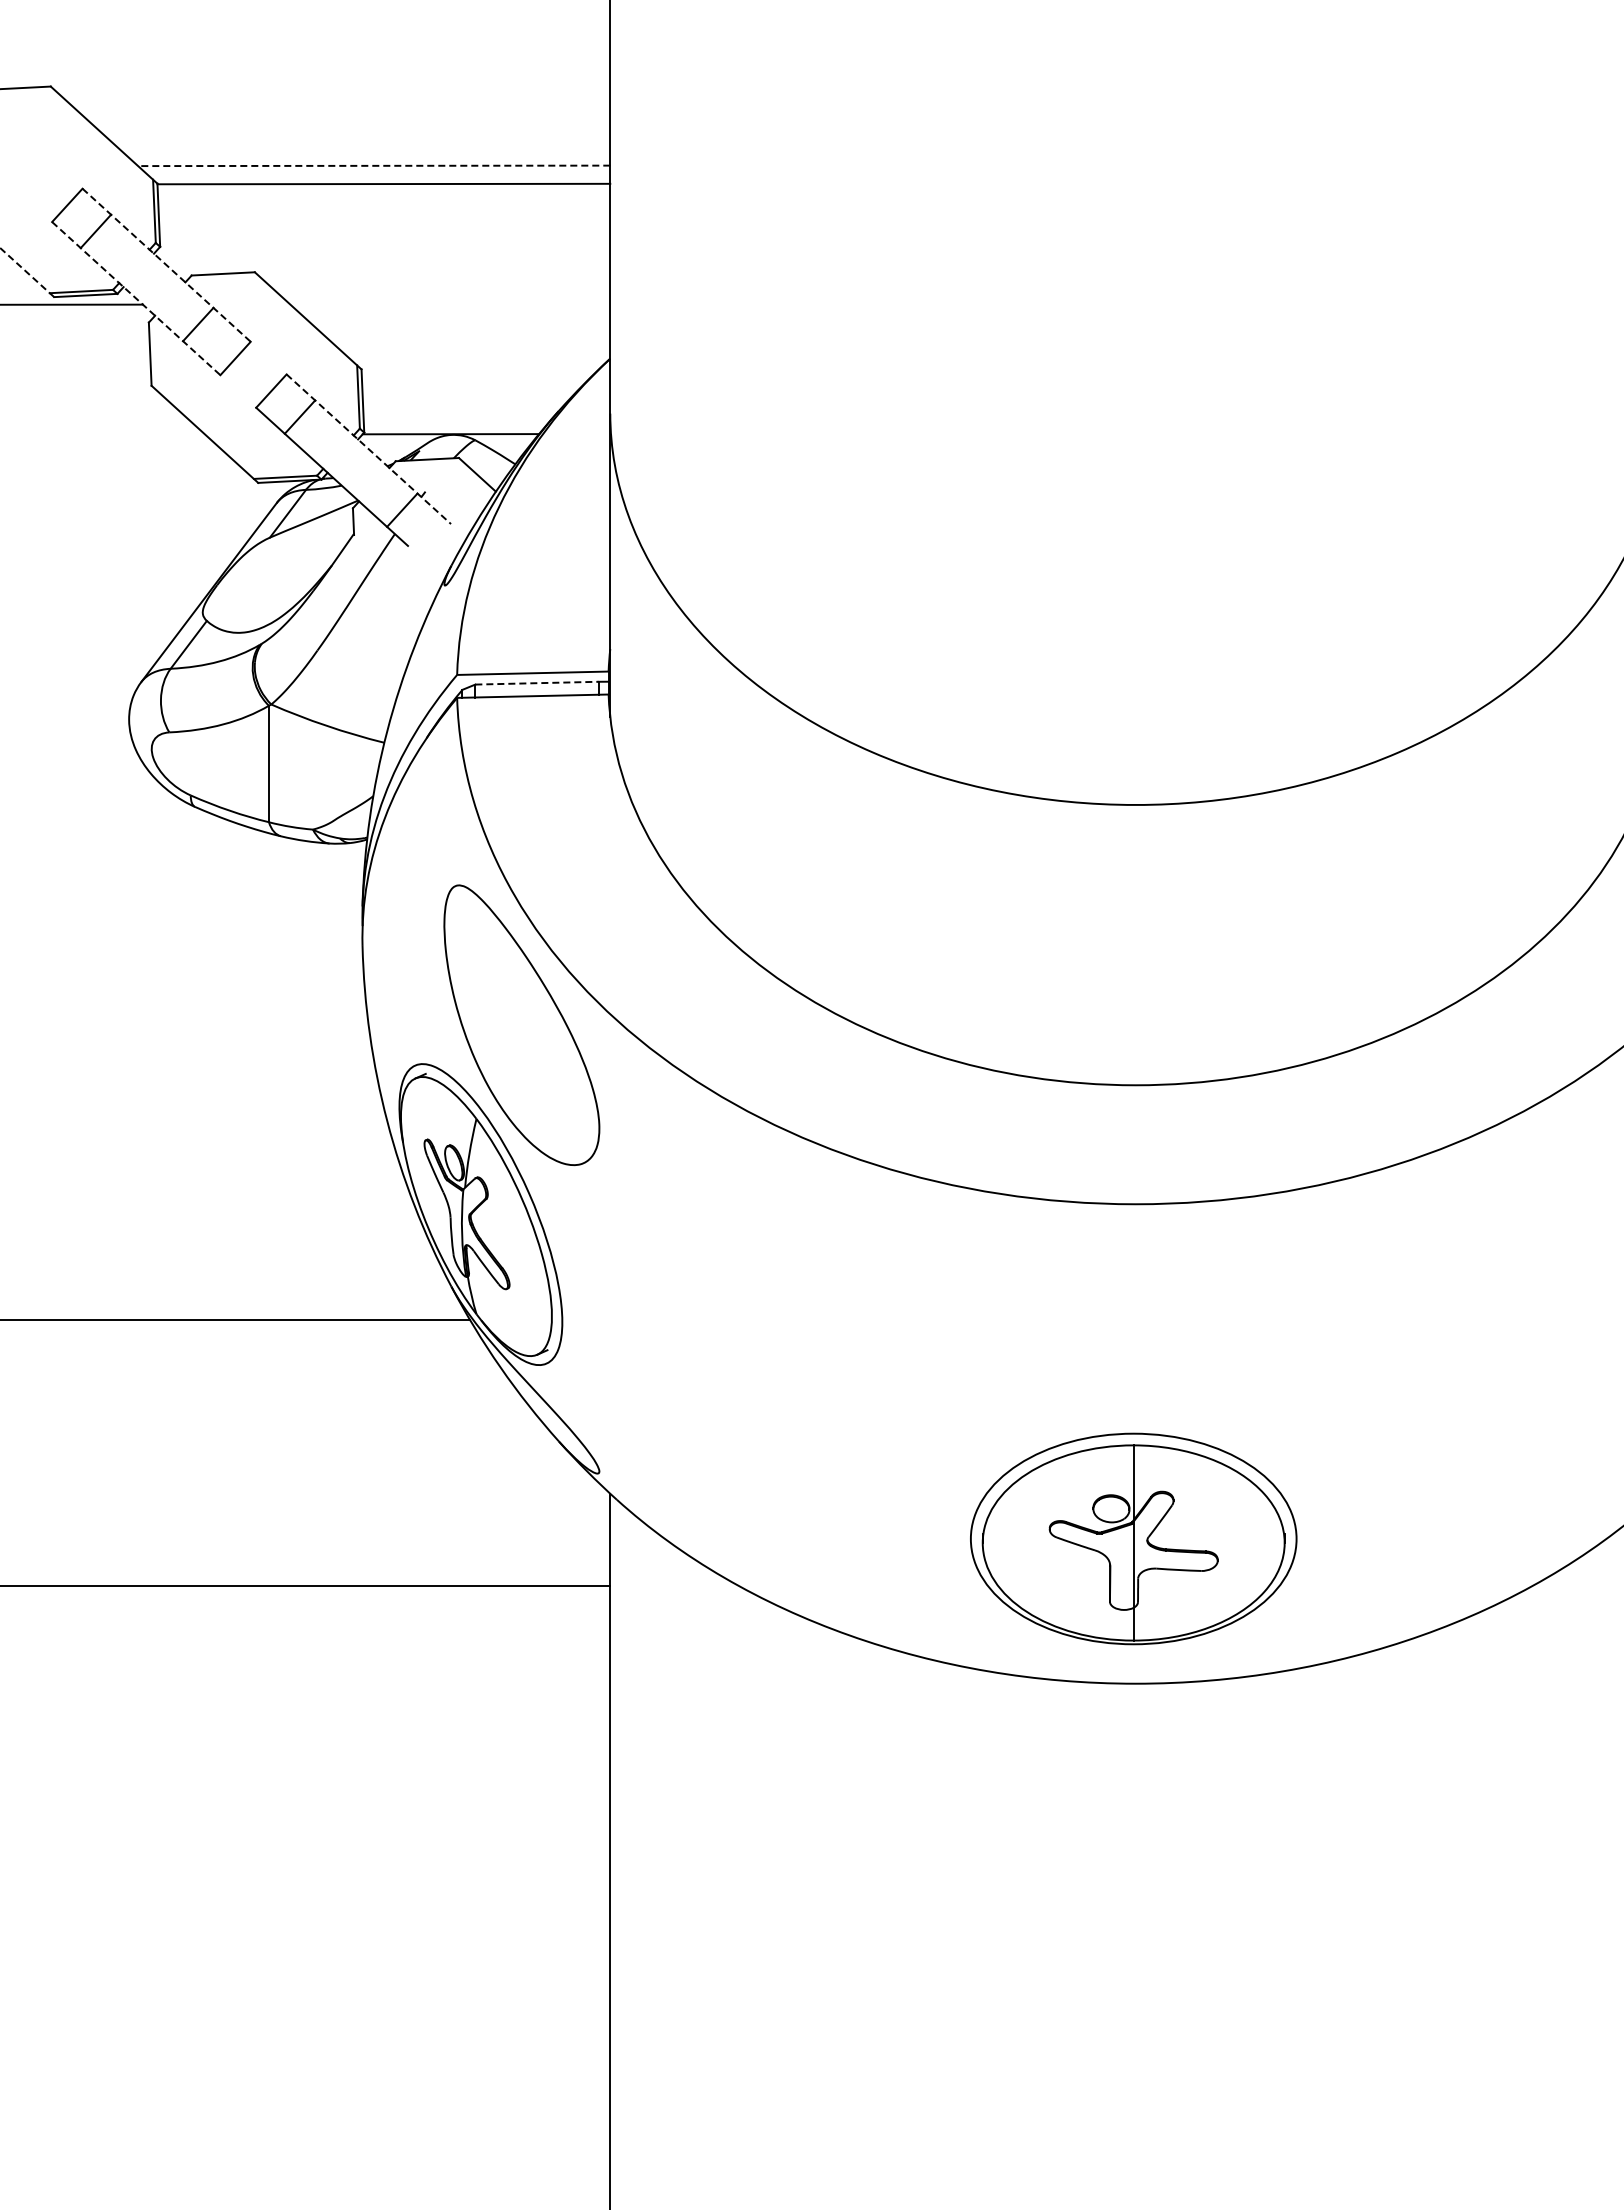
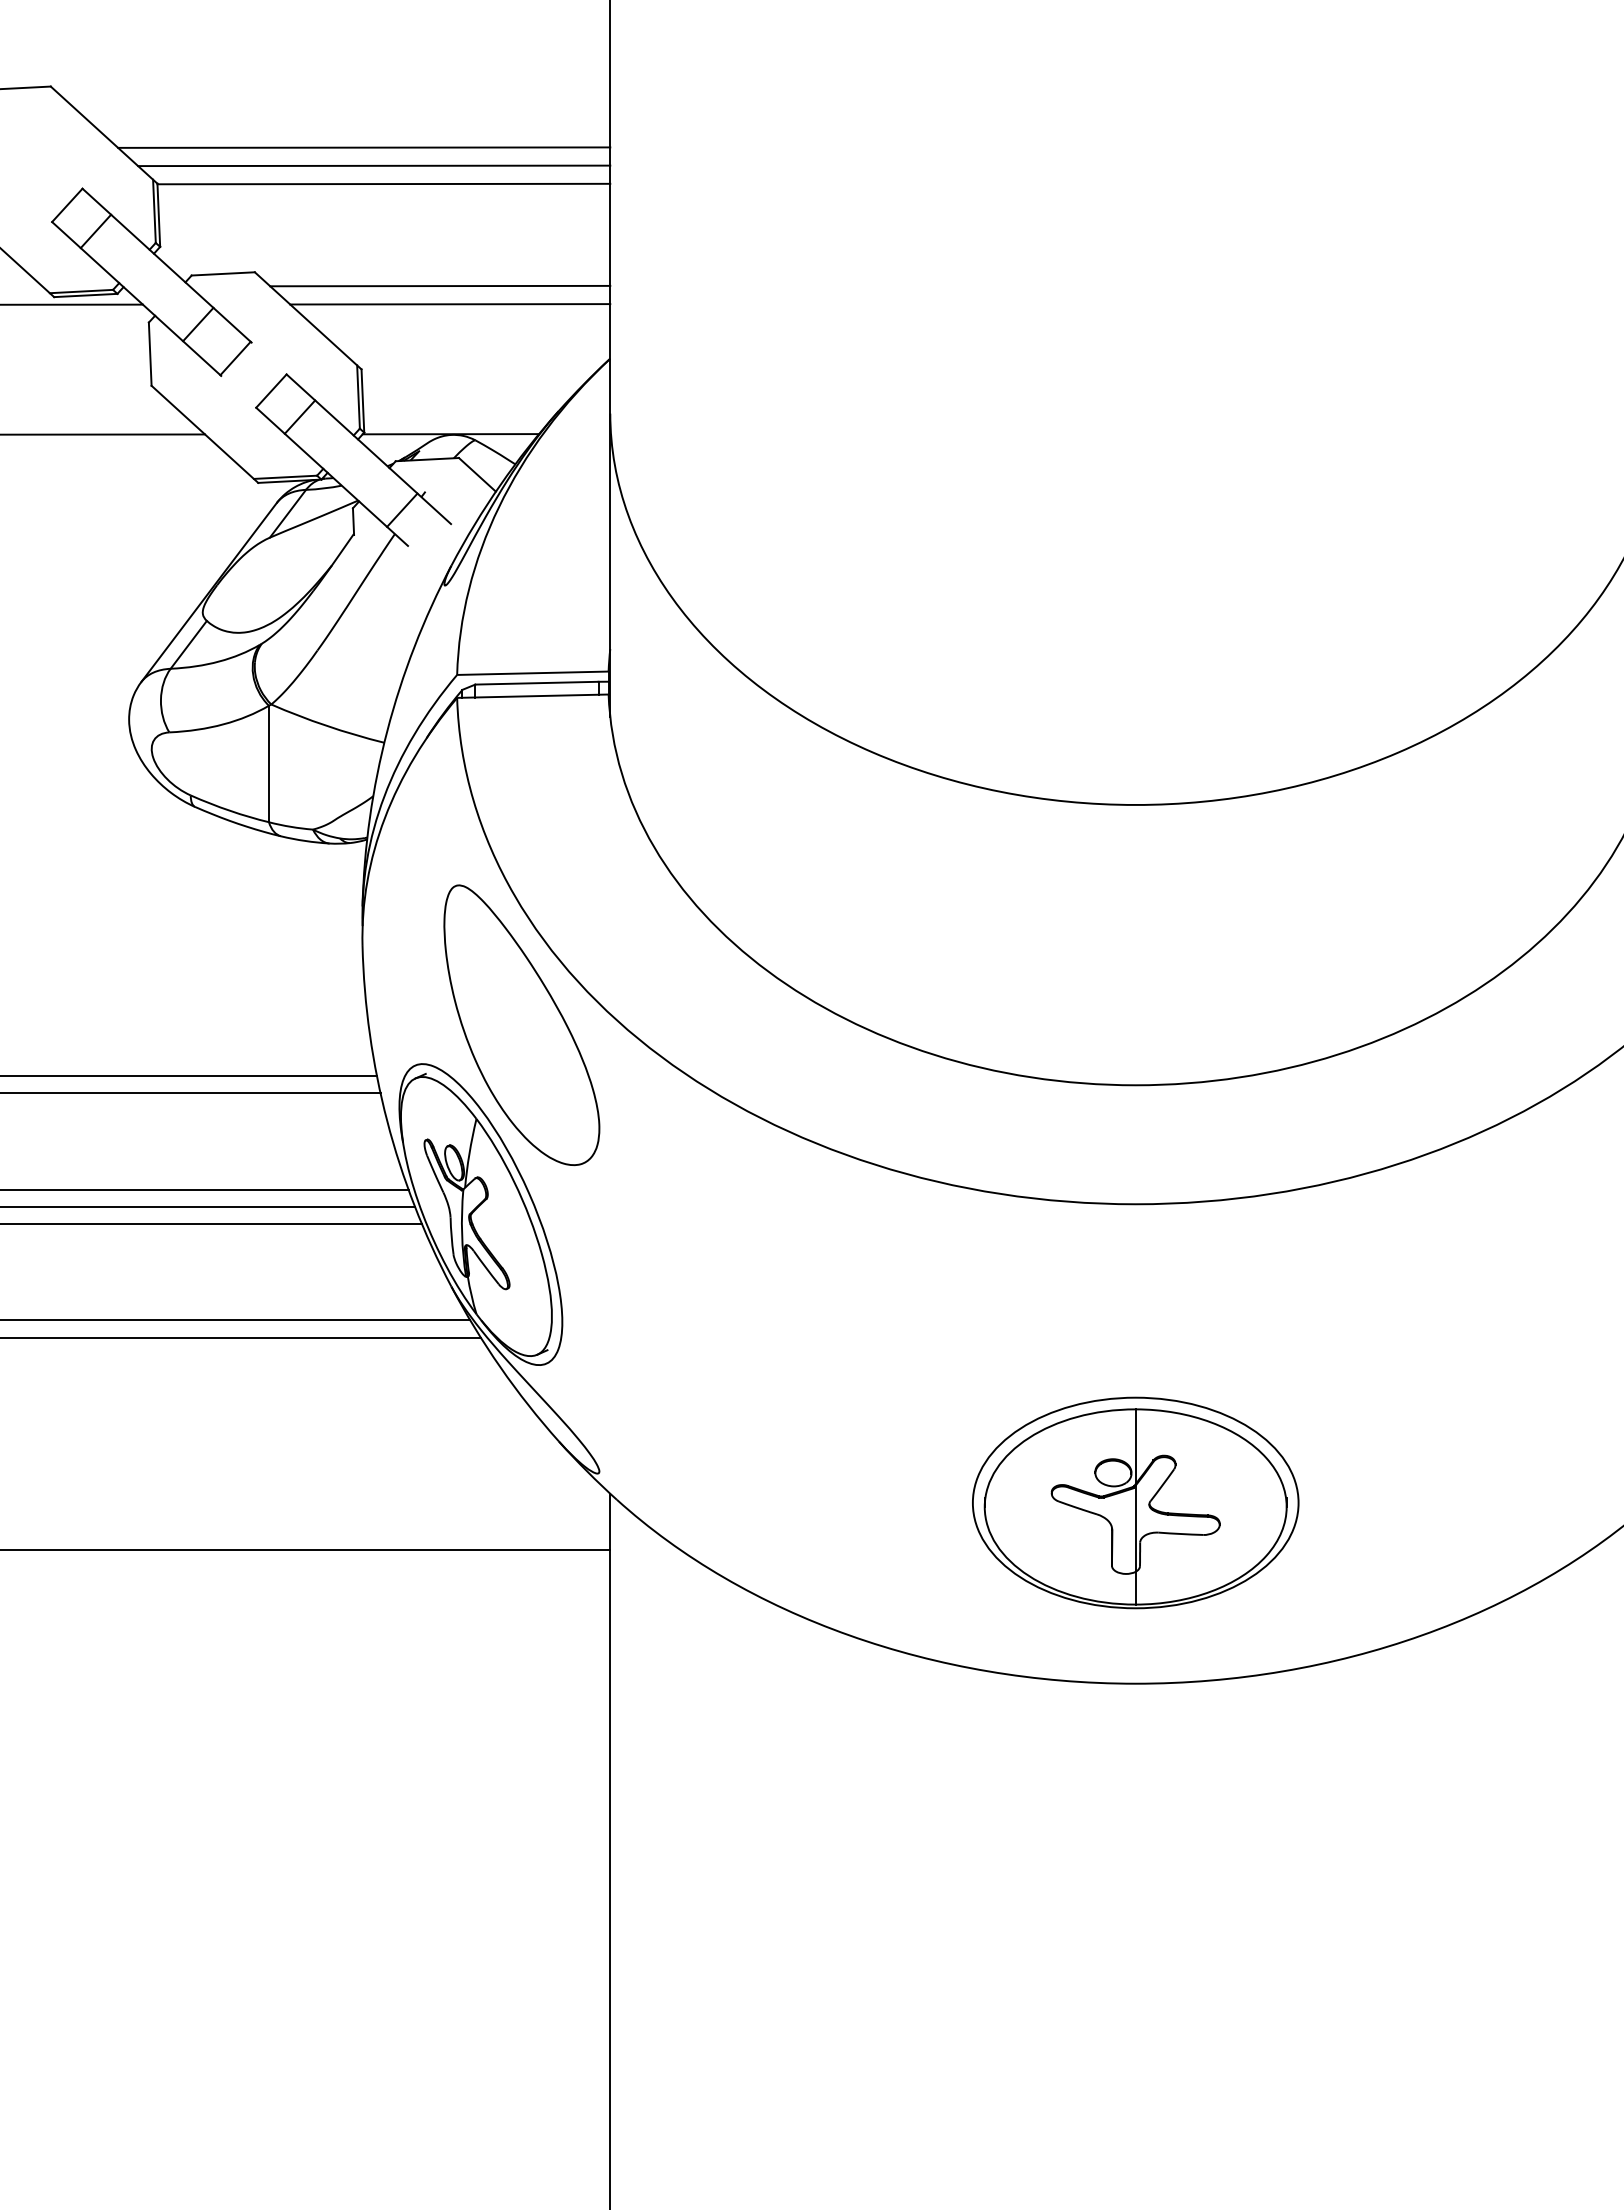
line: none -> present (364, 147)
line: dashed -> solid (373, 165)
line: dashed -> solid (167, 266)
line: dashed -> solid (26, 272)
line: none -> present (440, 285)
line: dashed -> solid (137, 299)
line: none -> present (450, 304)
line: none -> present (103, 434)
line: dashed -> solid (369, 449)
line: dashed -> solid (536, 683)
line: none -> present (189, 1075)
line: none -> present (191, 1093)
line: none -> present (205, 1189)
line: none -> present (208, 1206)
line: none -> present (211, 1224)
line: none -> present (241, 1337)
part position: (1133, 1538) -> (1135, 1502) (1135, 1502)
line position: (306, 1585) -> (306, 1549) (306, 1549)
